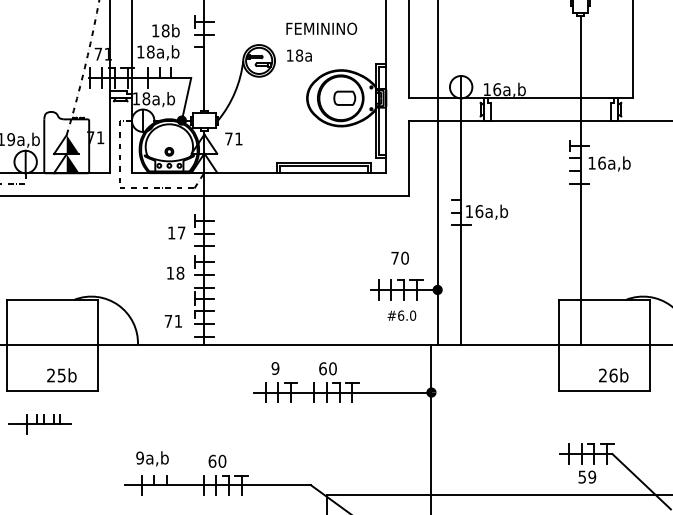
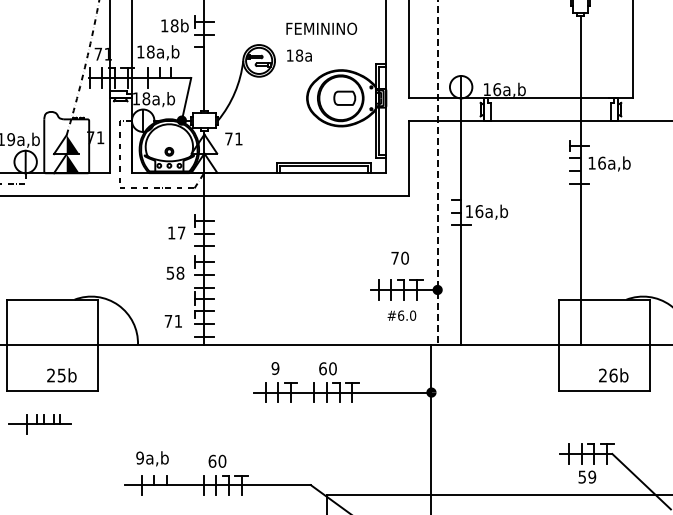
text position: (165, 30) -> (174, 25) (174, 25)
line: solid -> dashed (437, 172)
text: 18 -> 58 (170, 272)
